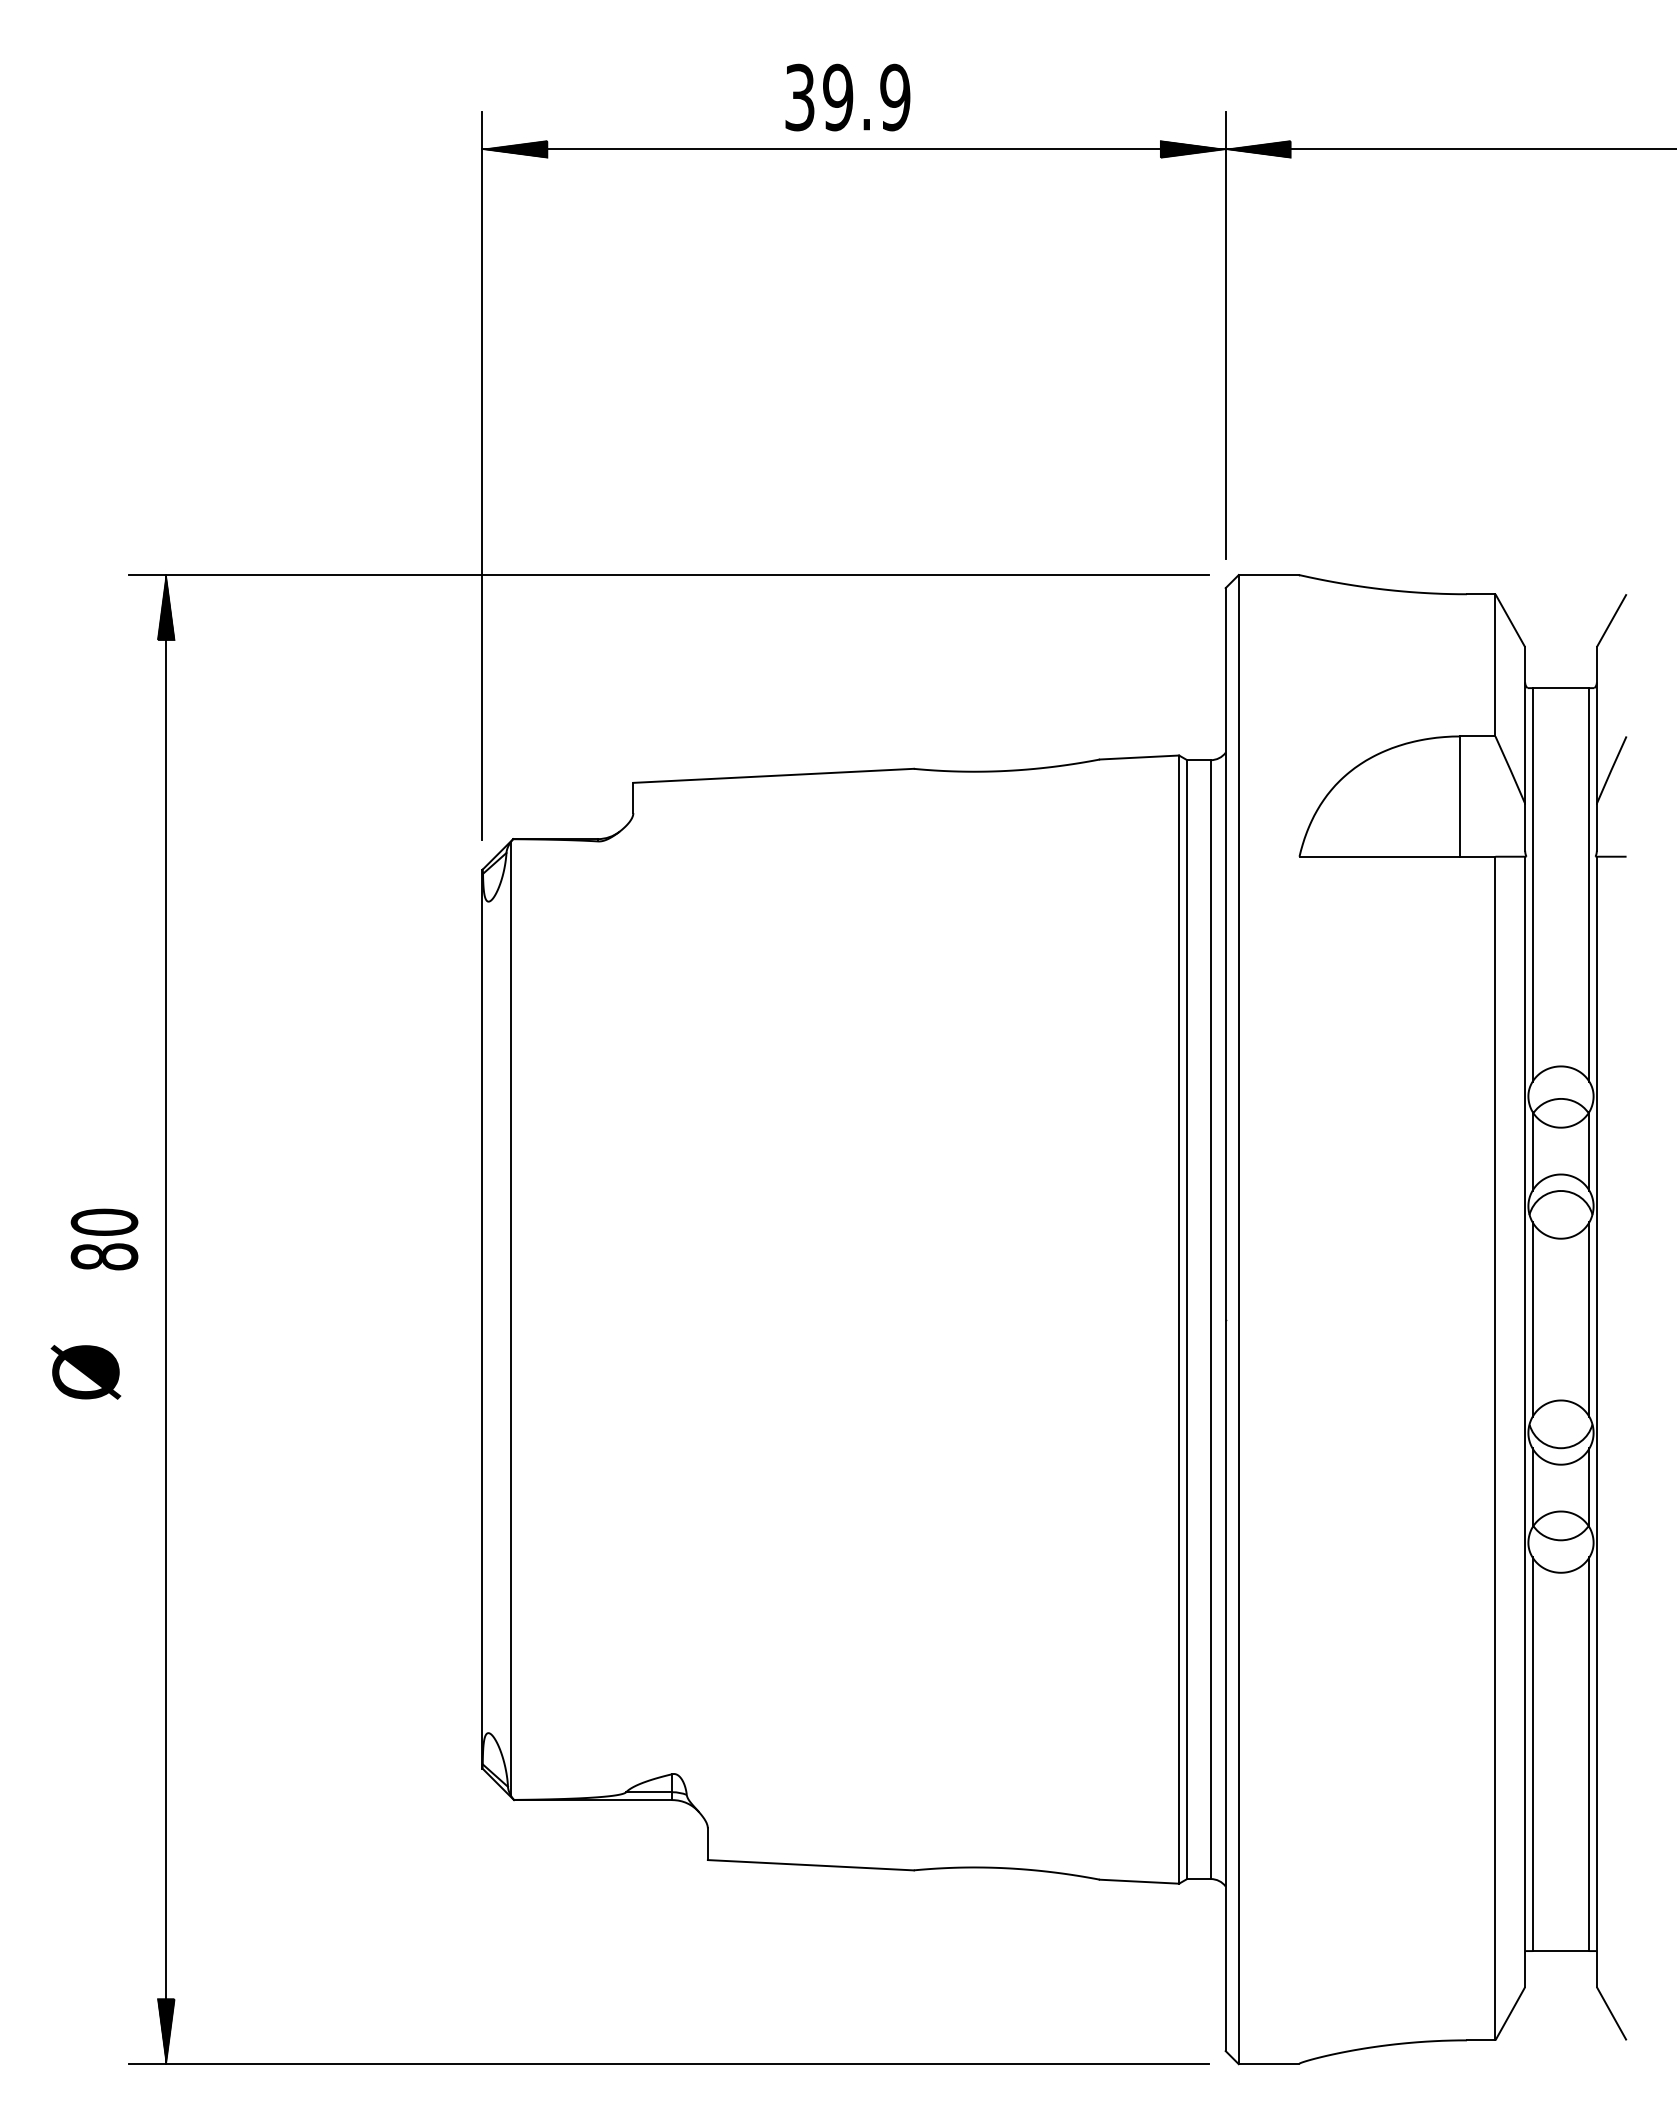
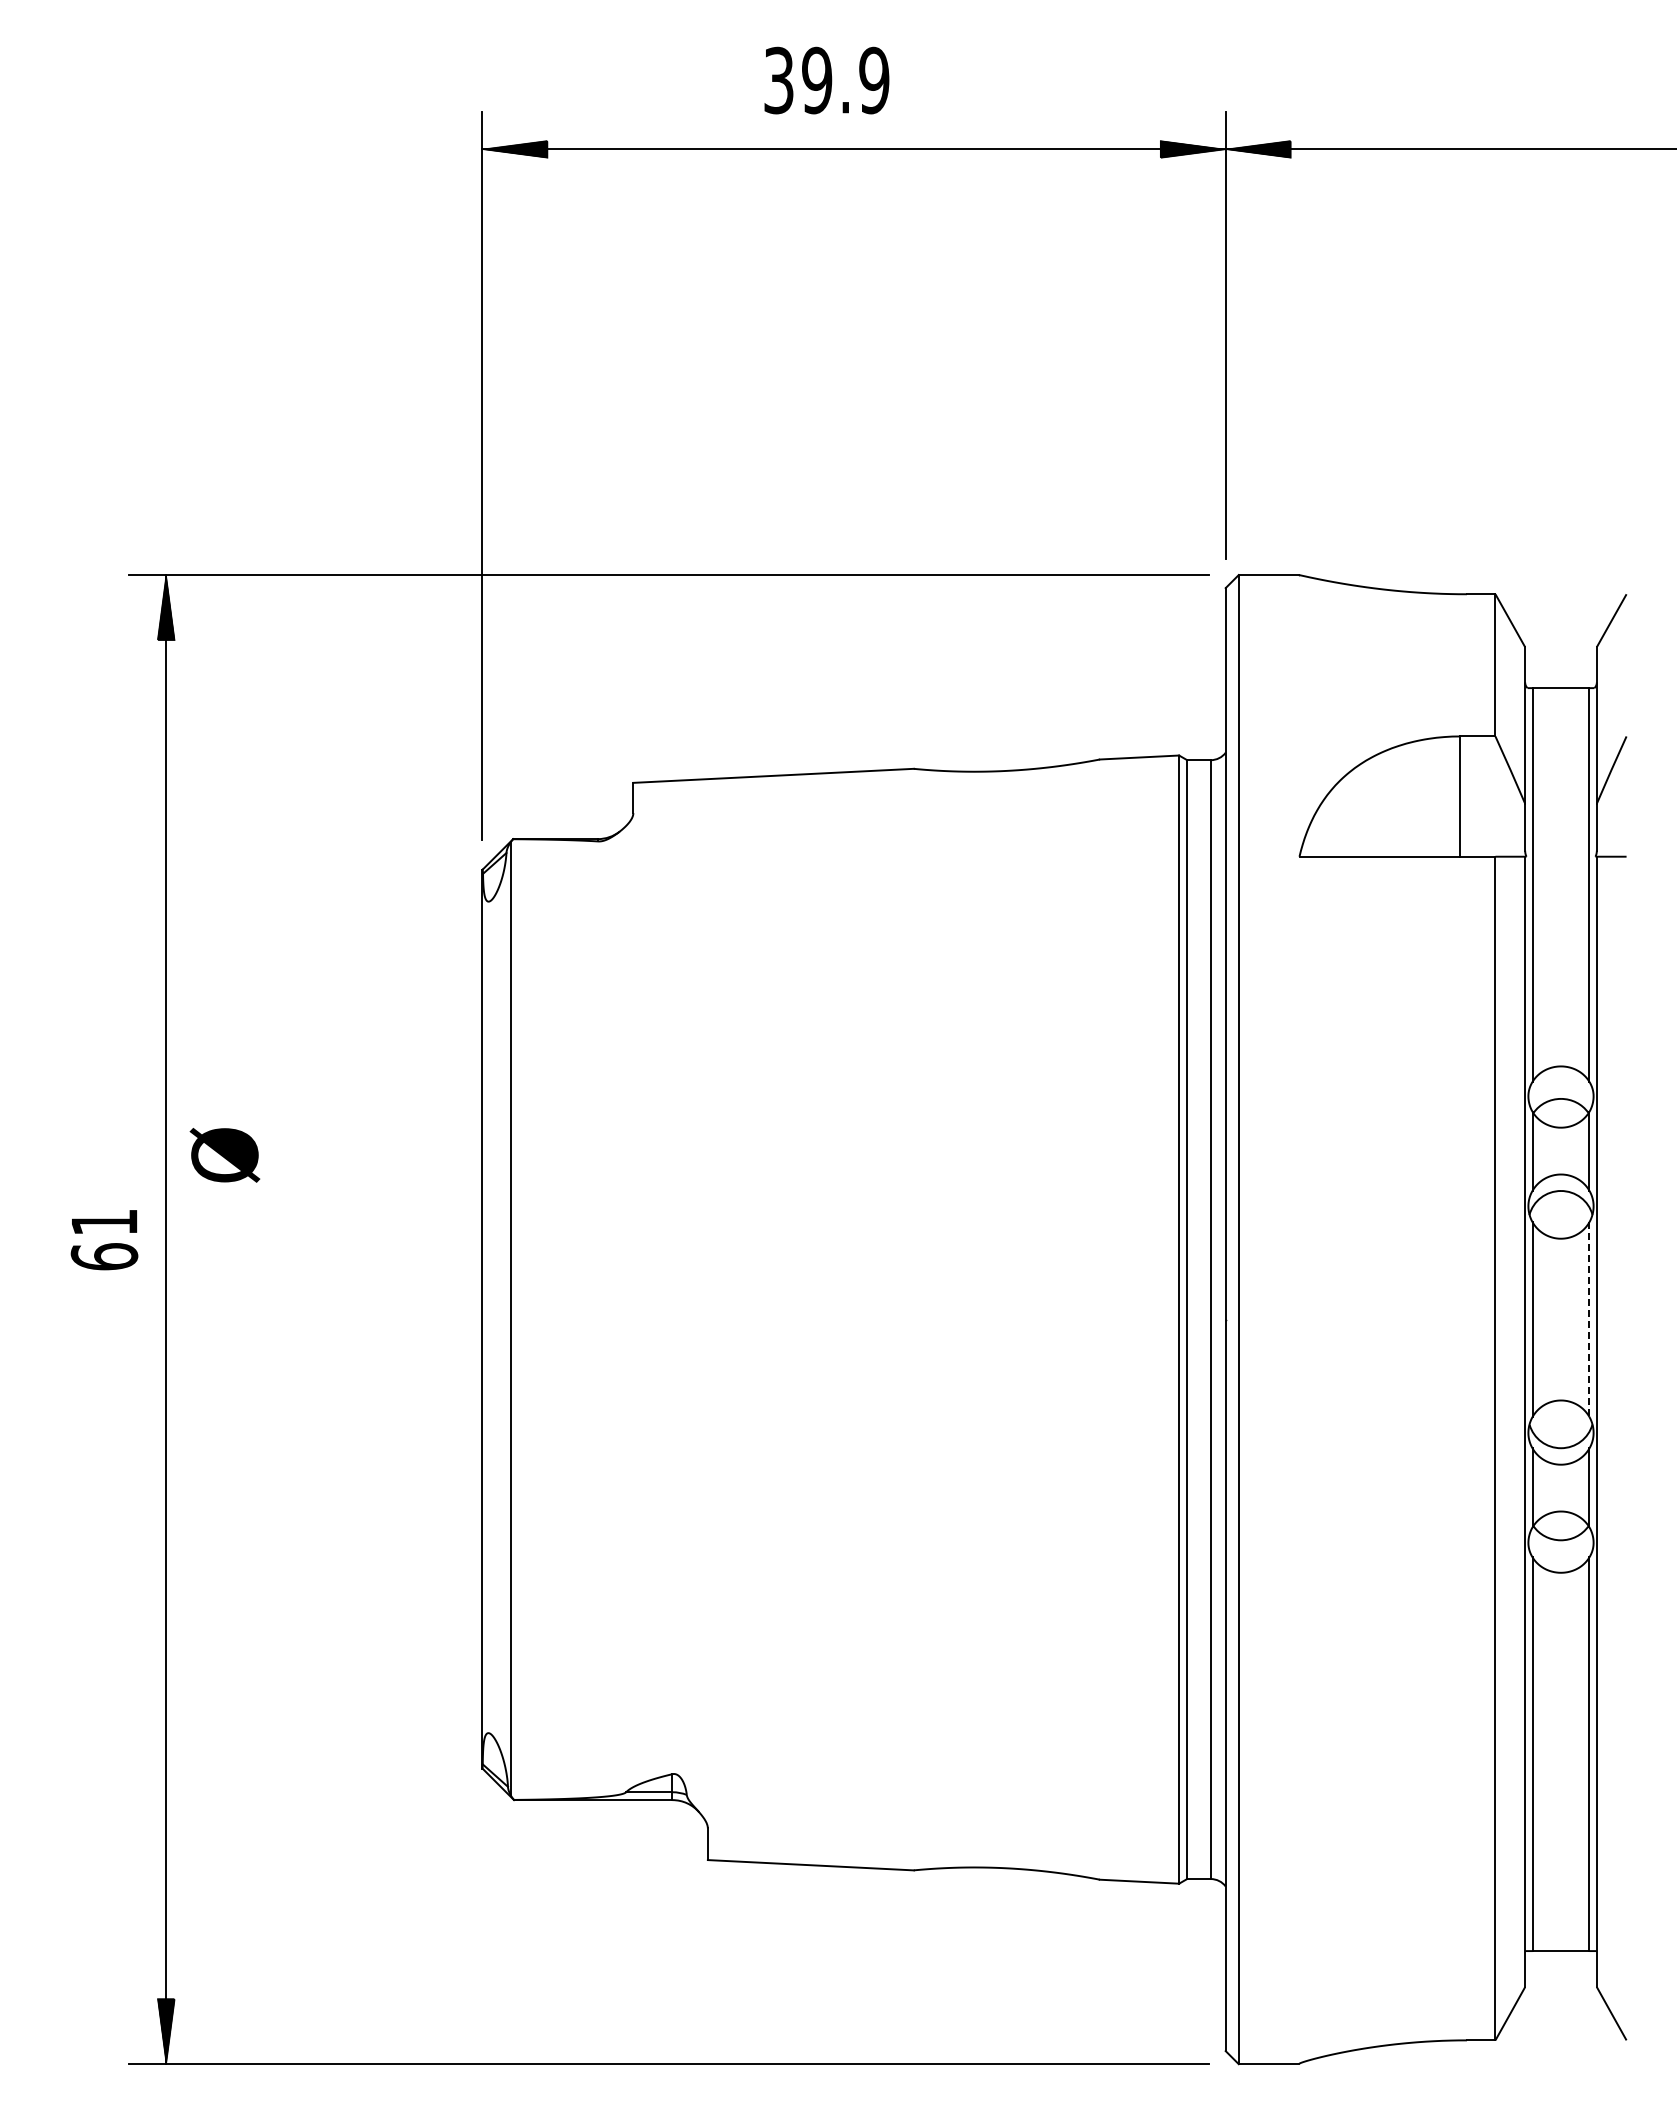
text position: (847, 97) -> (826, 80) (826, 80)
text: 80 -> 61 (104, 1239)
line: solid -> dashed (1589, 1320)
text position: (85, 1372) -> (224, 1155) (224, 1155)
